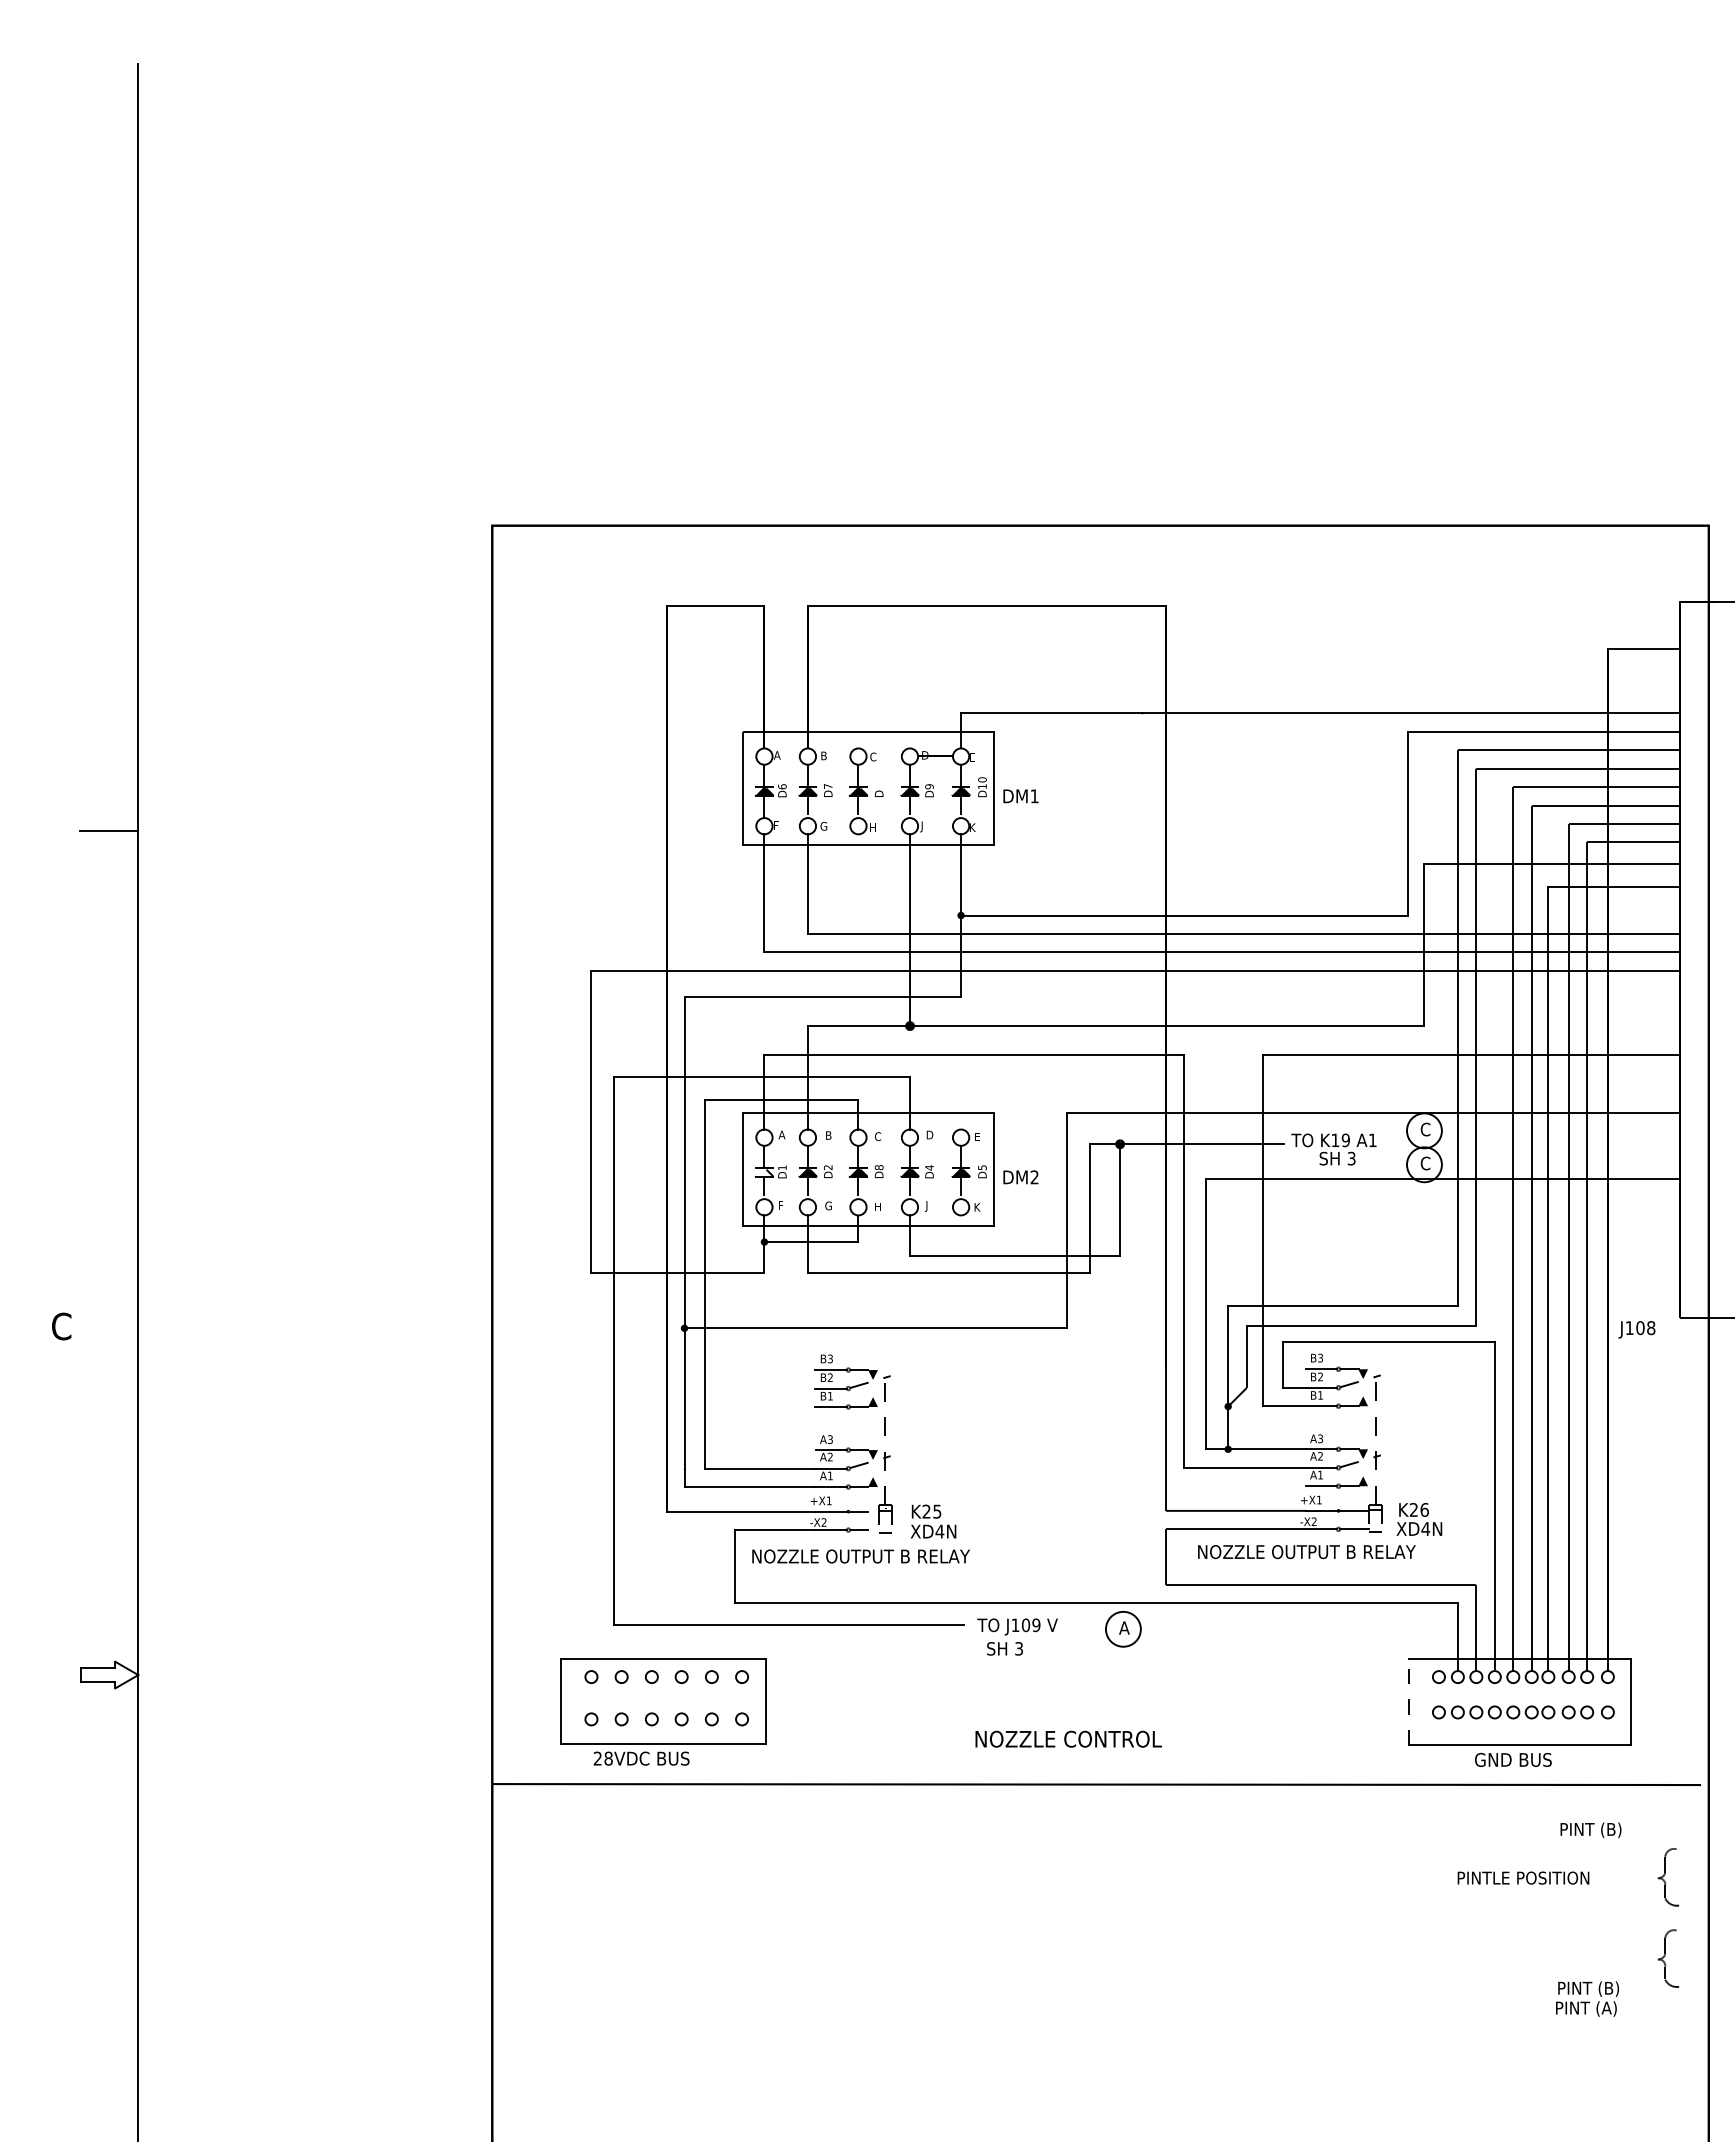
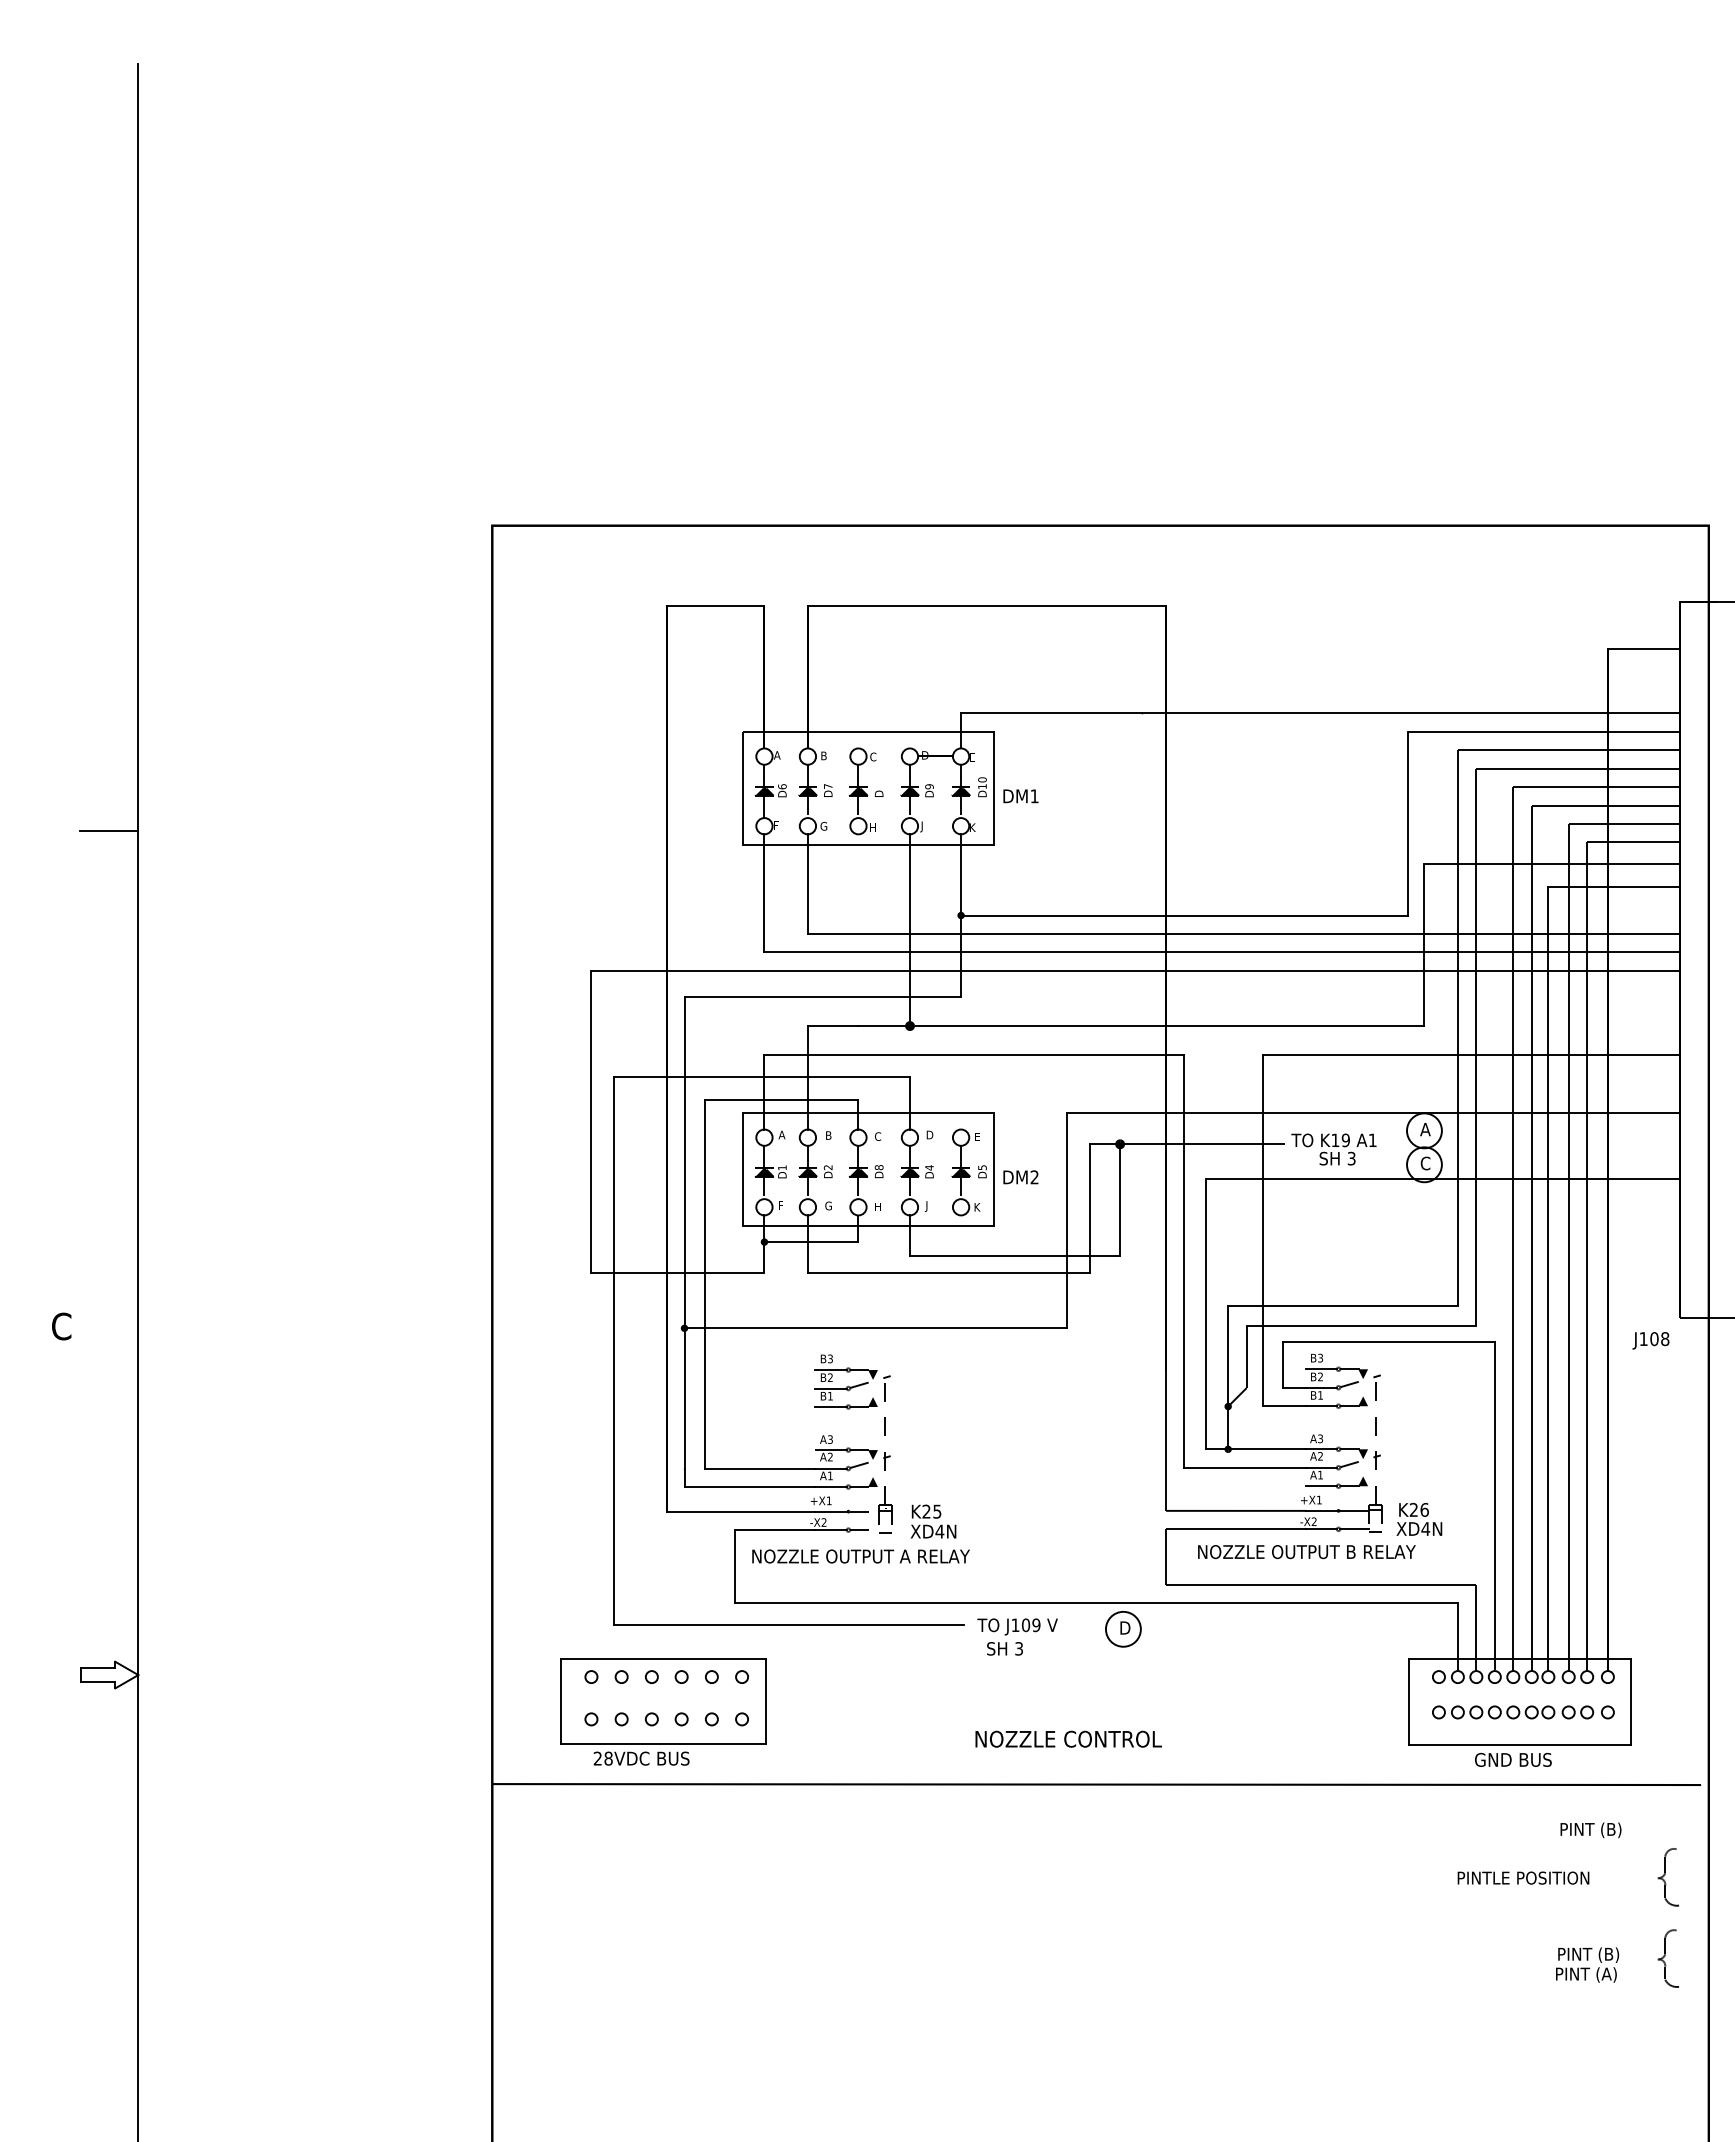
text: C -> A (1425, 1129)
fill: none -> present (764, 1171)
text position: (1636, 1329) -> (1650, 1340) (1650, 1340)
text: NOZZLE OUTPUT B RELAY -> NOZZLE OUTPUT A RELAY (904, 1556)
text: A -> D (1124, 1627)
line: dashed -> solid (1408, 1701)
text position: (1587, 1998) -> (1587, 1964) (1587, 1964)
